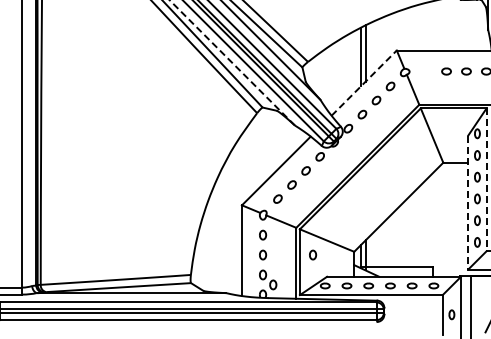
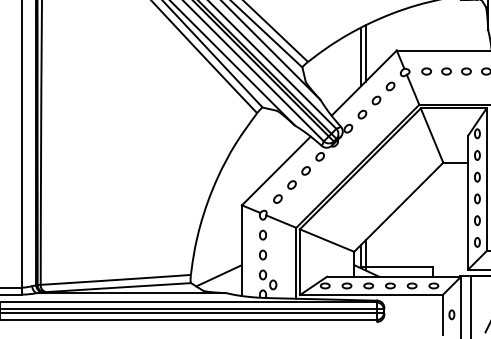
line: dashed -> solid (232, 62)
part: none -> present (426, 71)
line: dashed -> solid (364, 82)
line: dashed -> solid (486, 180)
line: dashed -> solid (468, 202)
part: present -> none (313, 254)
line: none -> present (219, 275)
